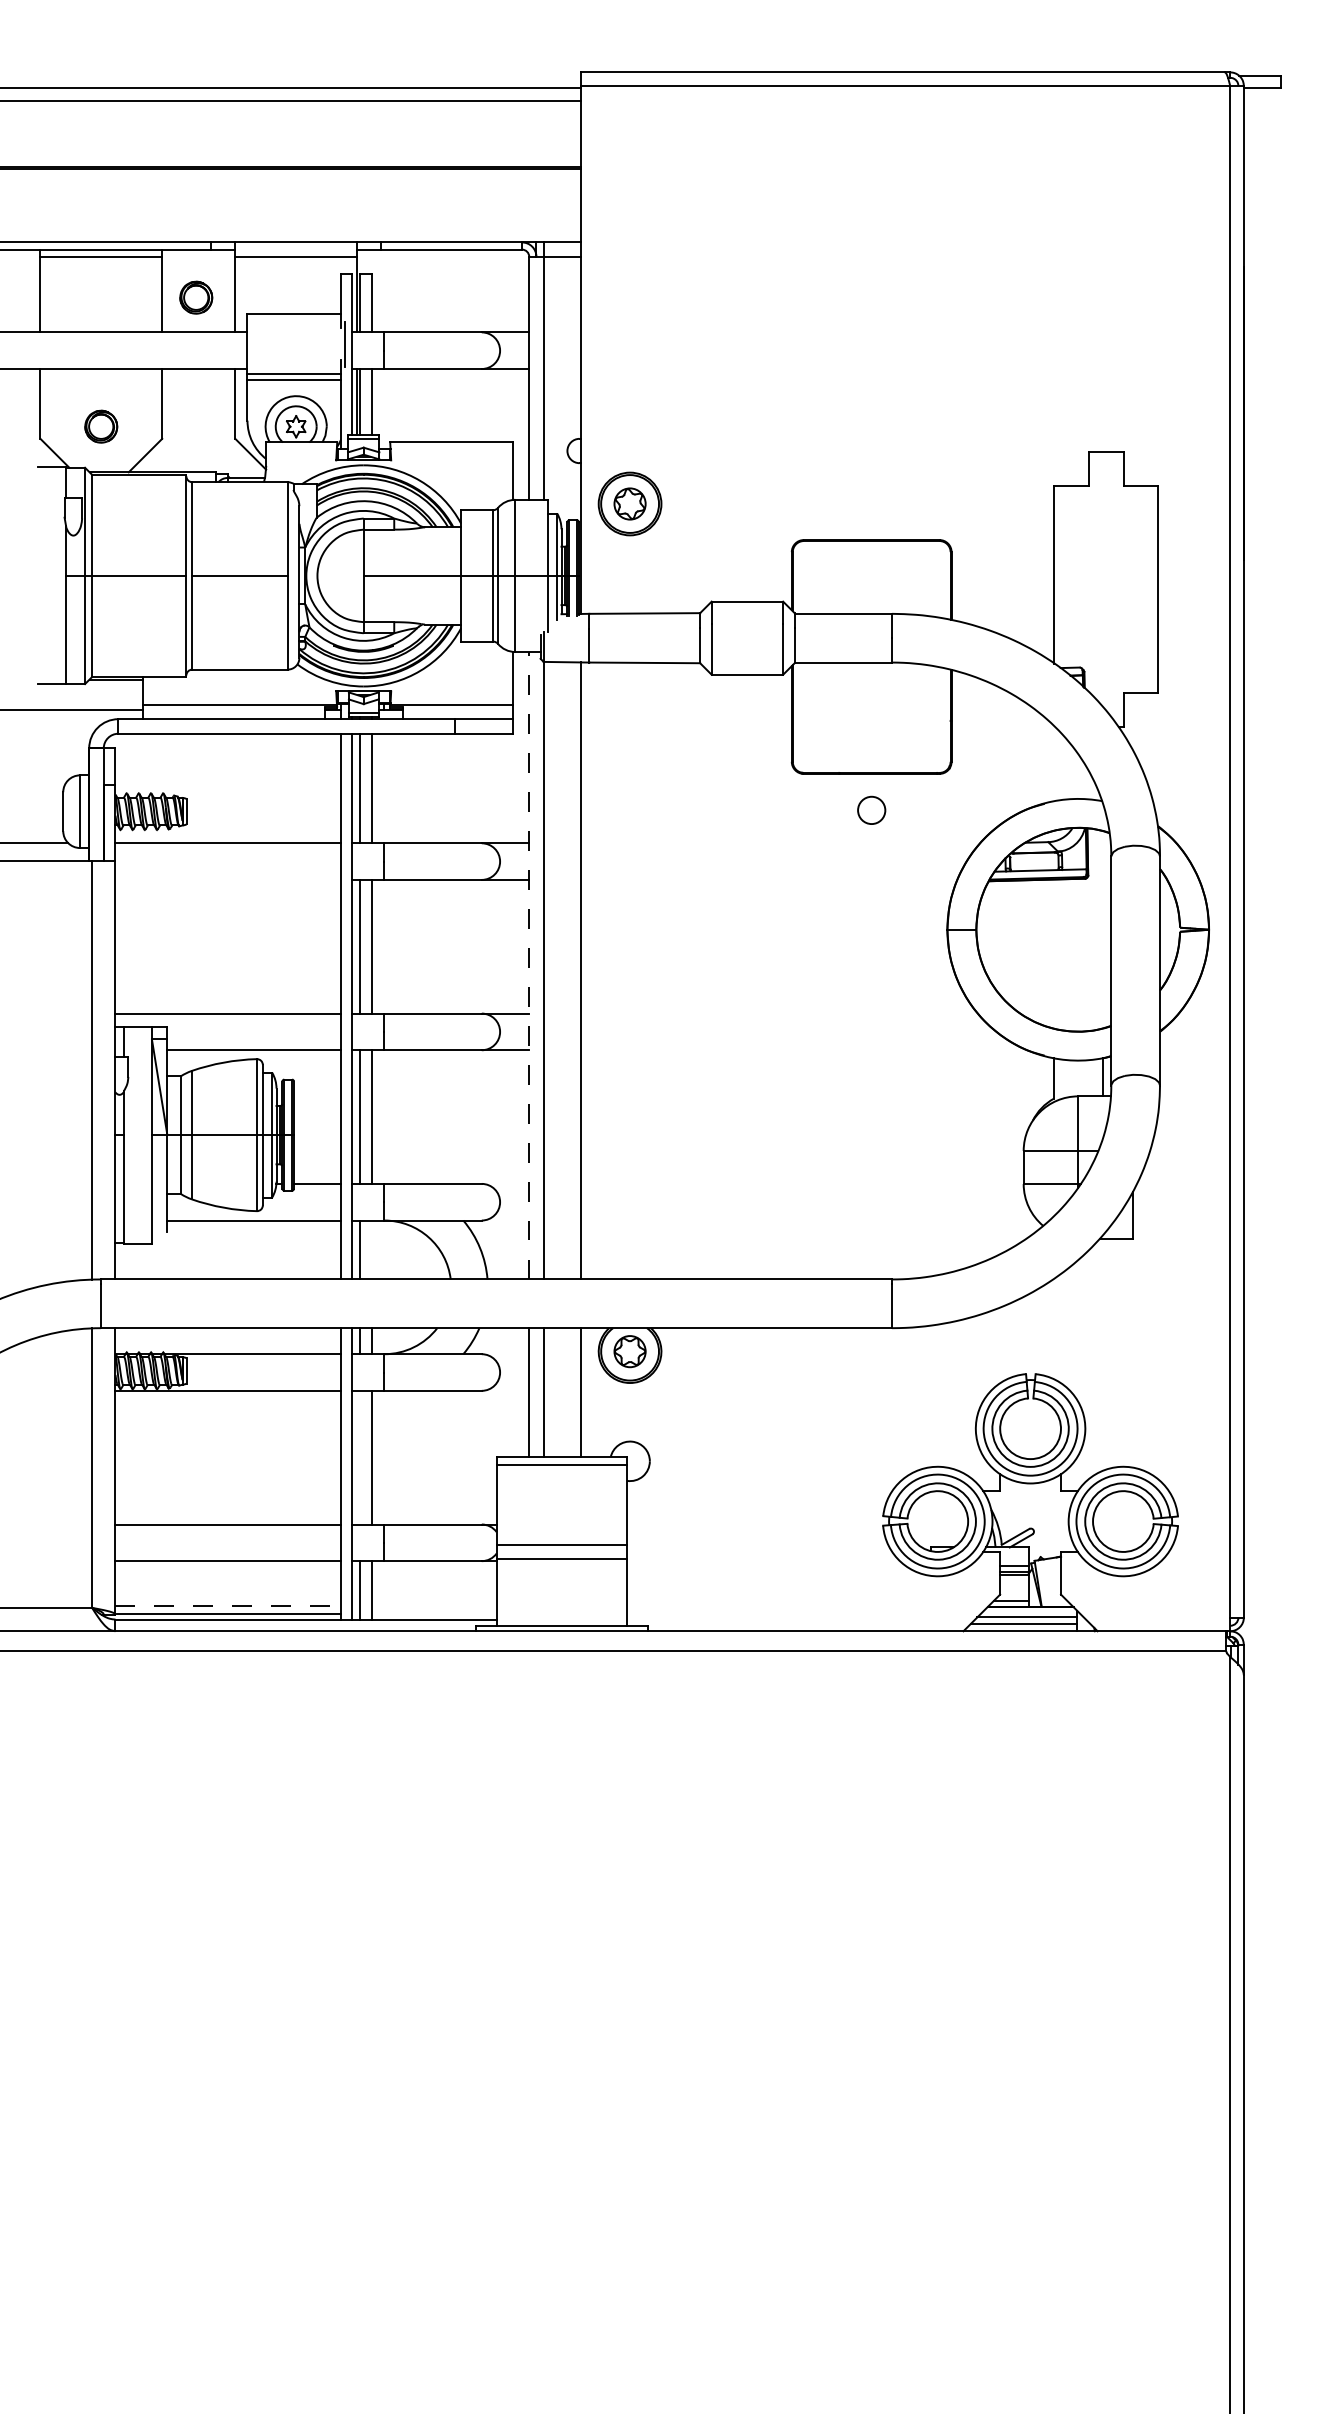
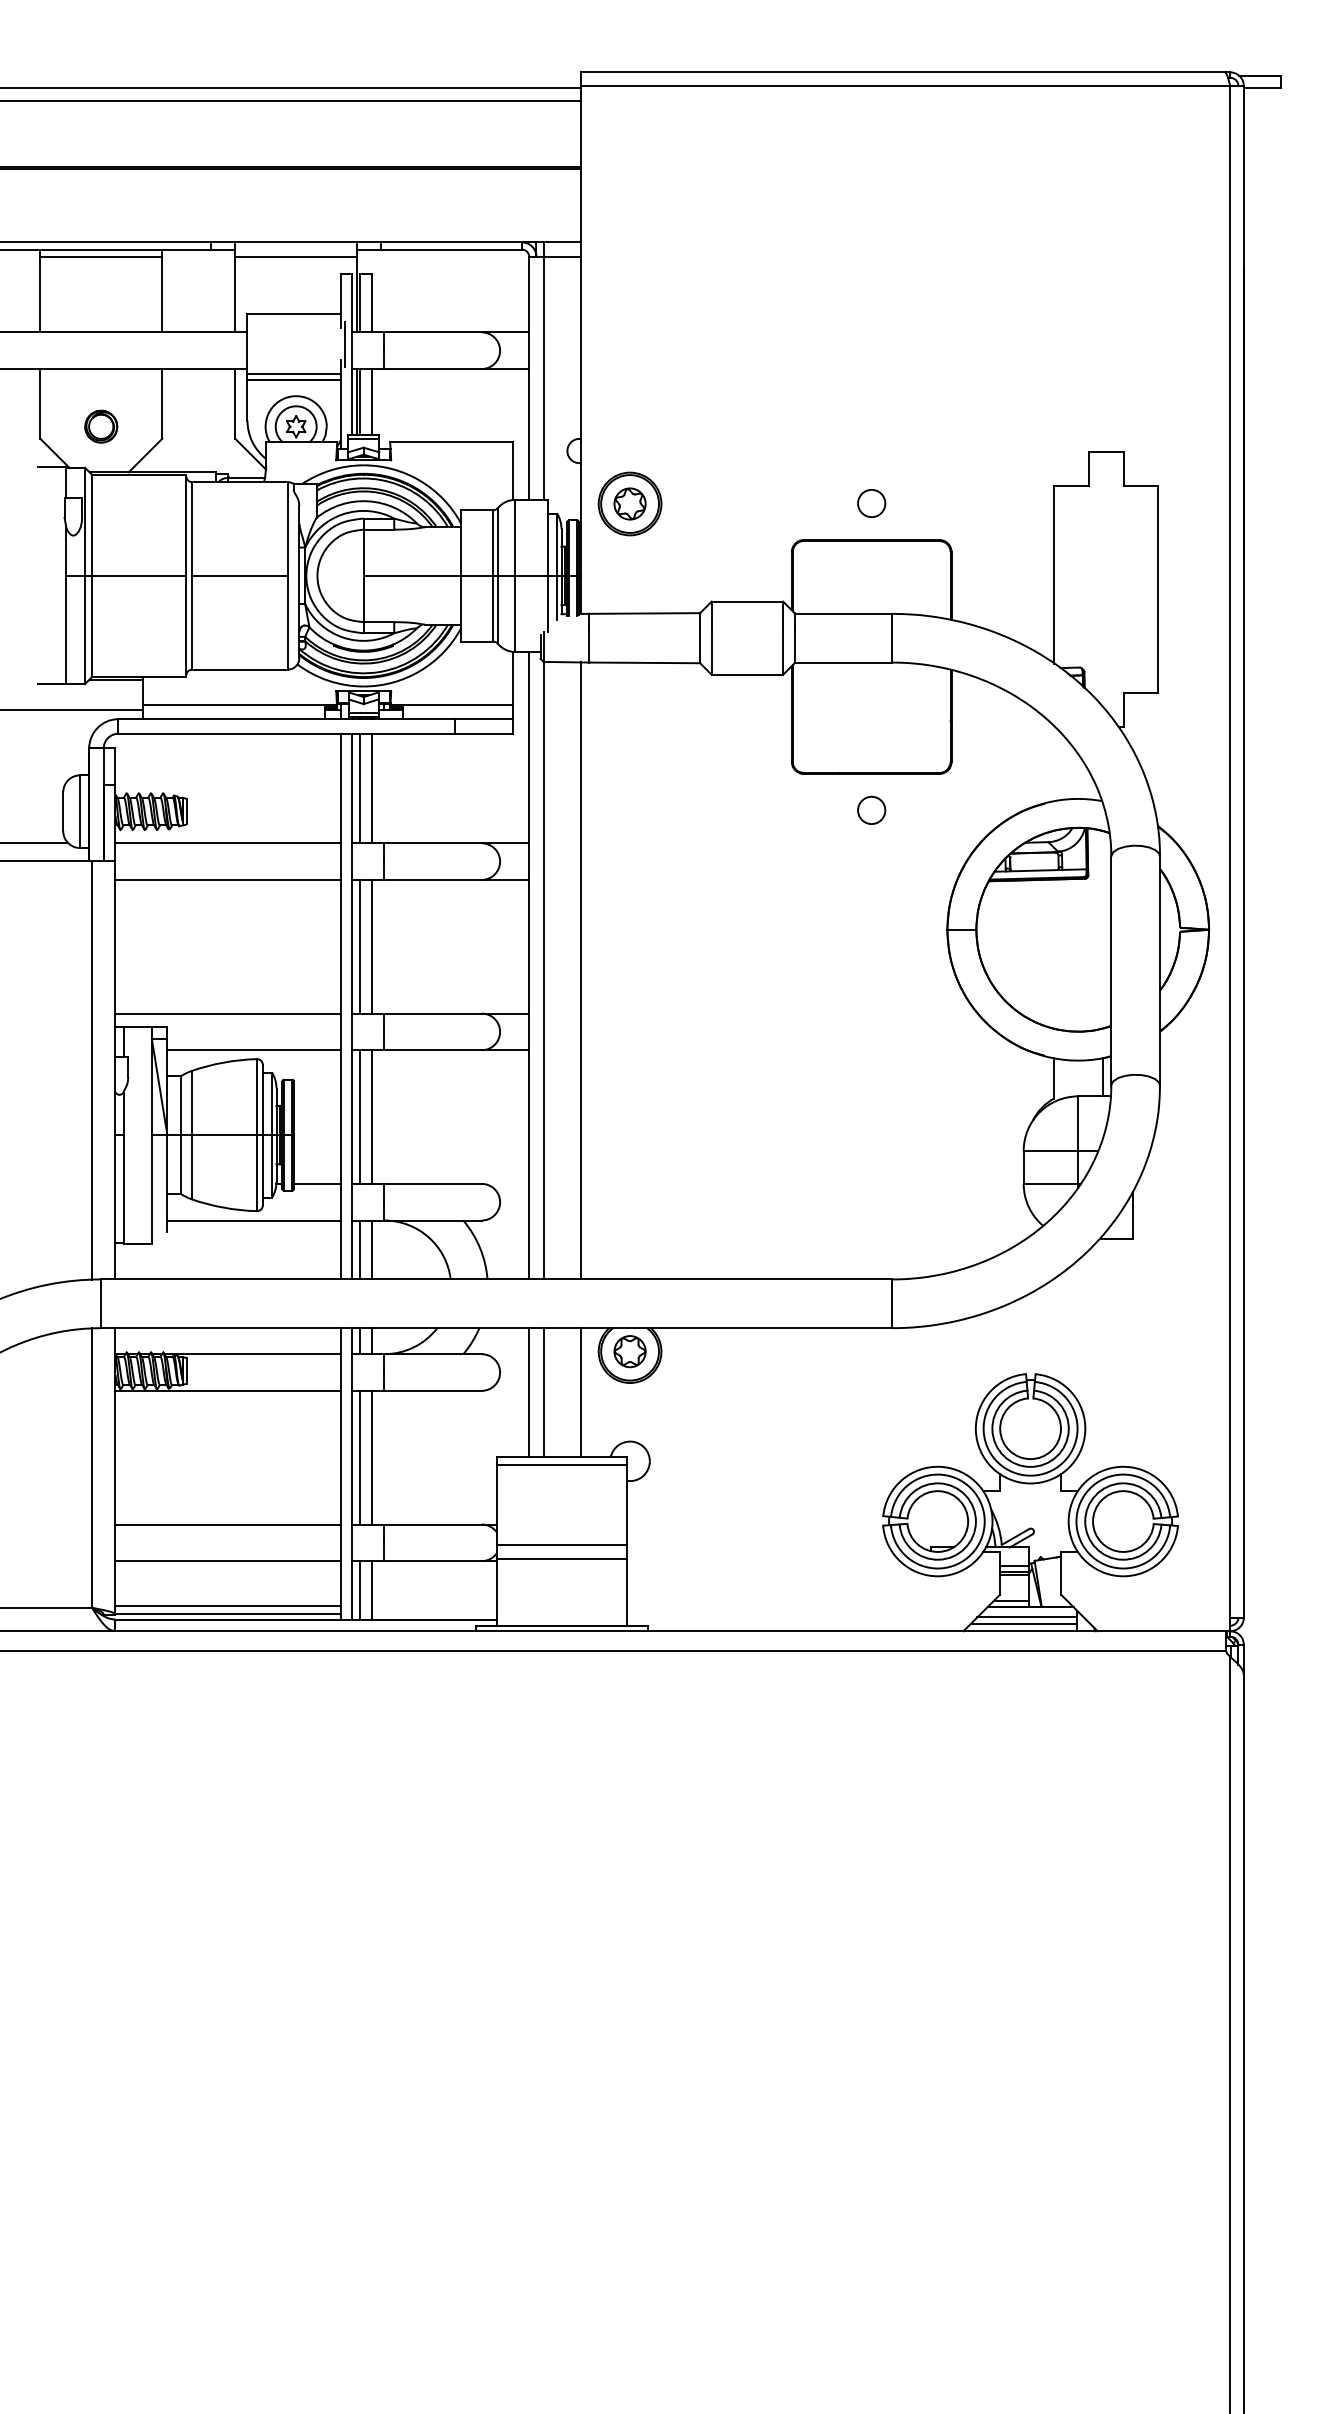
part: present -> none (196, 297)
circle: none -> present (871, 503)
line: none -> present (227, 879)
line: dashed -> solid (529, 965)
line: none -> present (371, 1249)
line: none -> present (360, 1457)
line: dashed -> solid (228, 1605)
